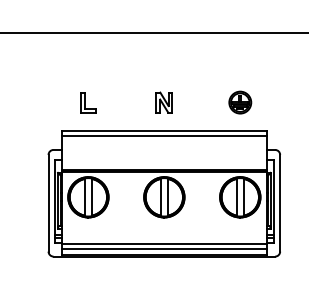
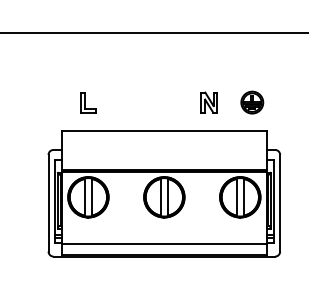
part position: (163, 102) -> (208, 102) (208, 102)
part position: (240, 102) -> (252, 102) (252, 102)
line: present -> none (164, 136)
line: present -> none (164, 249)
